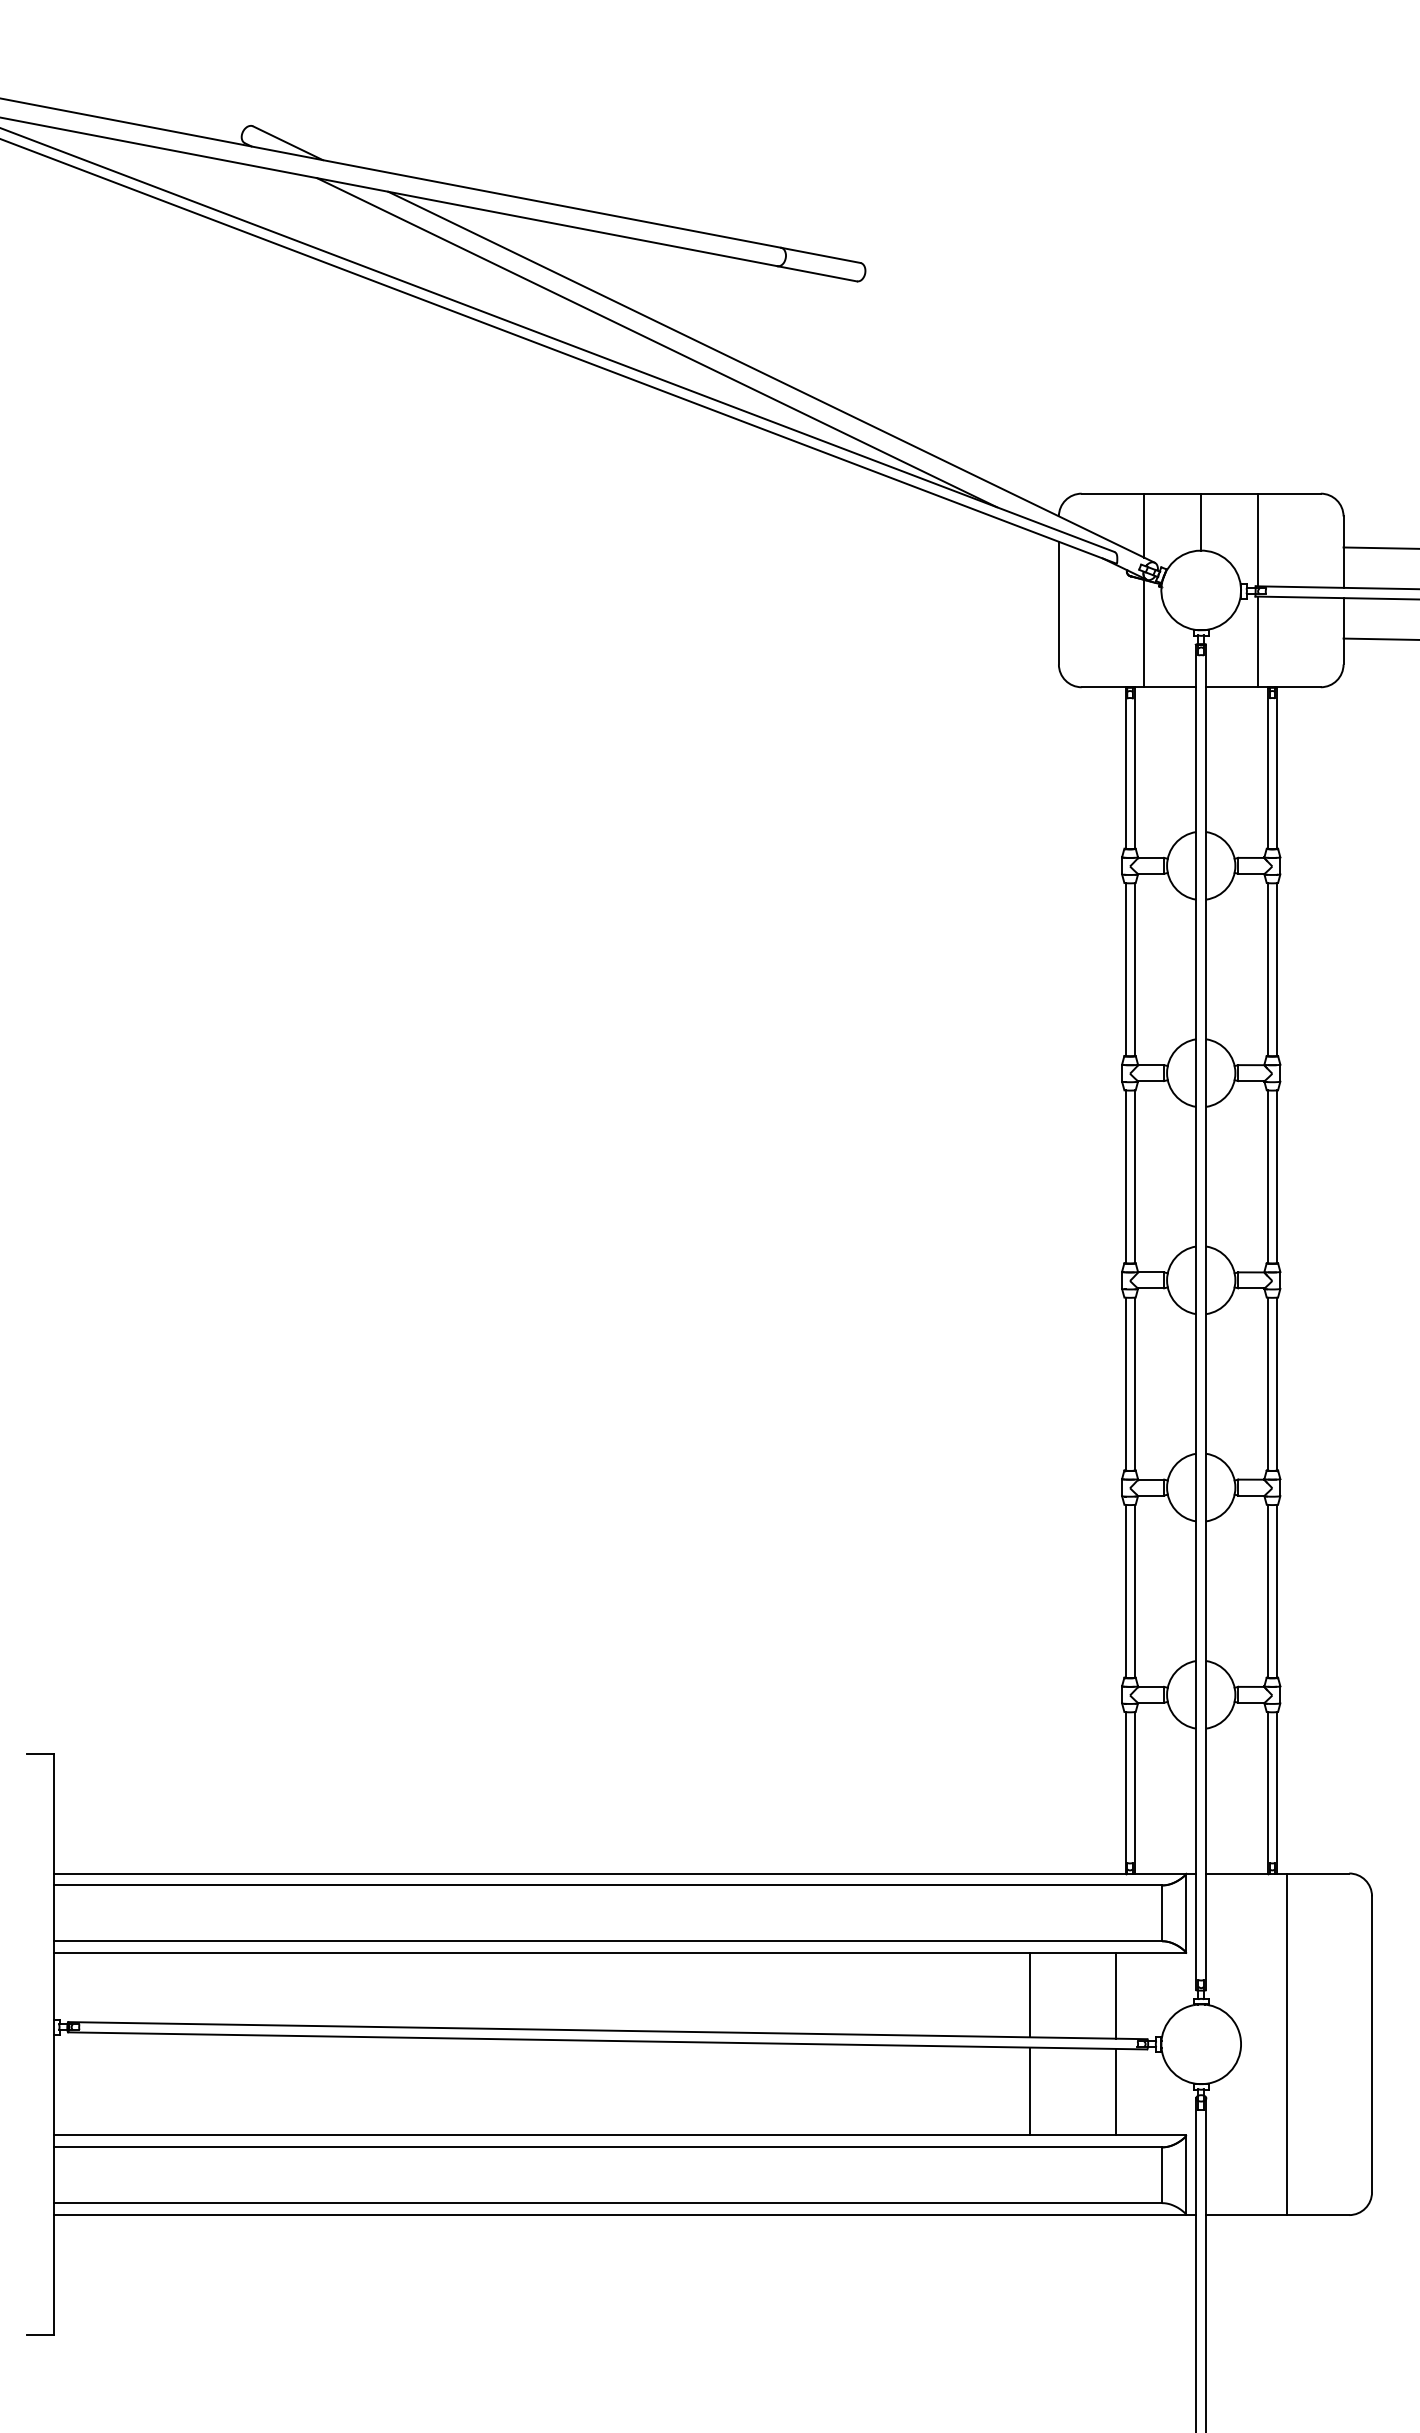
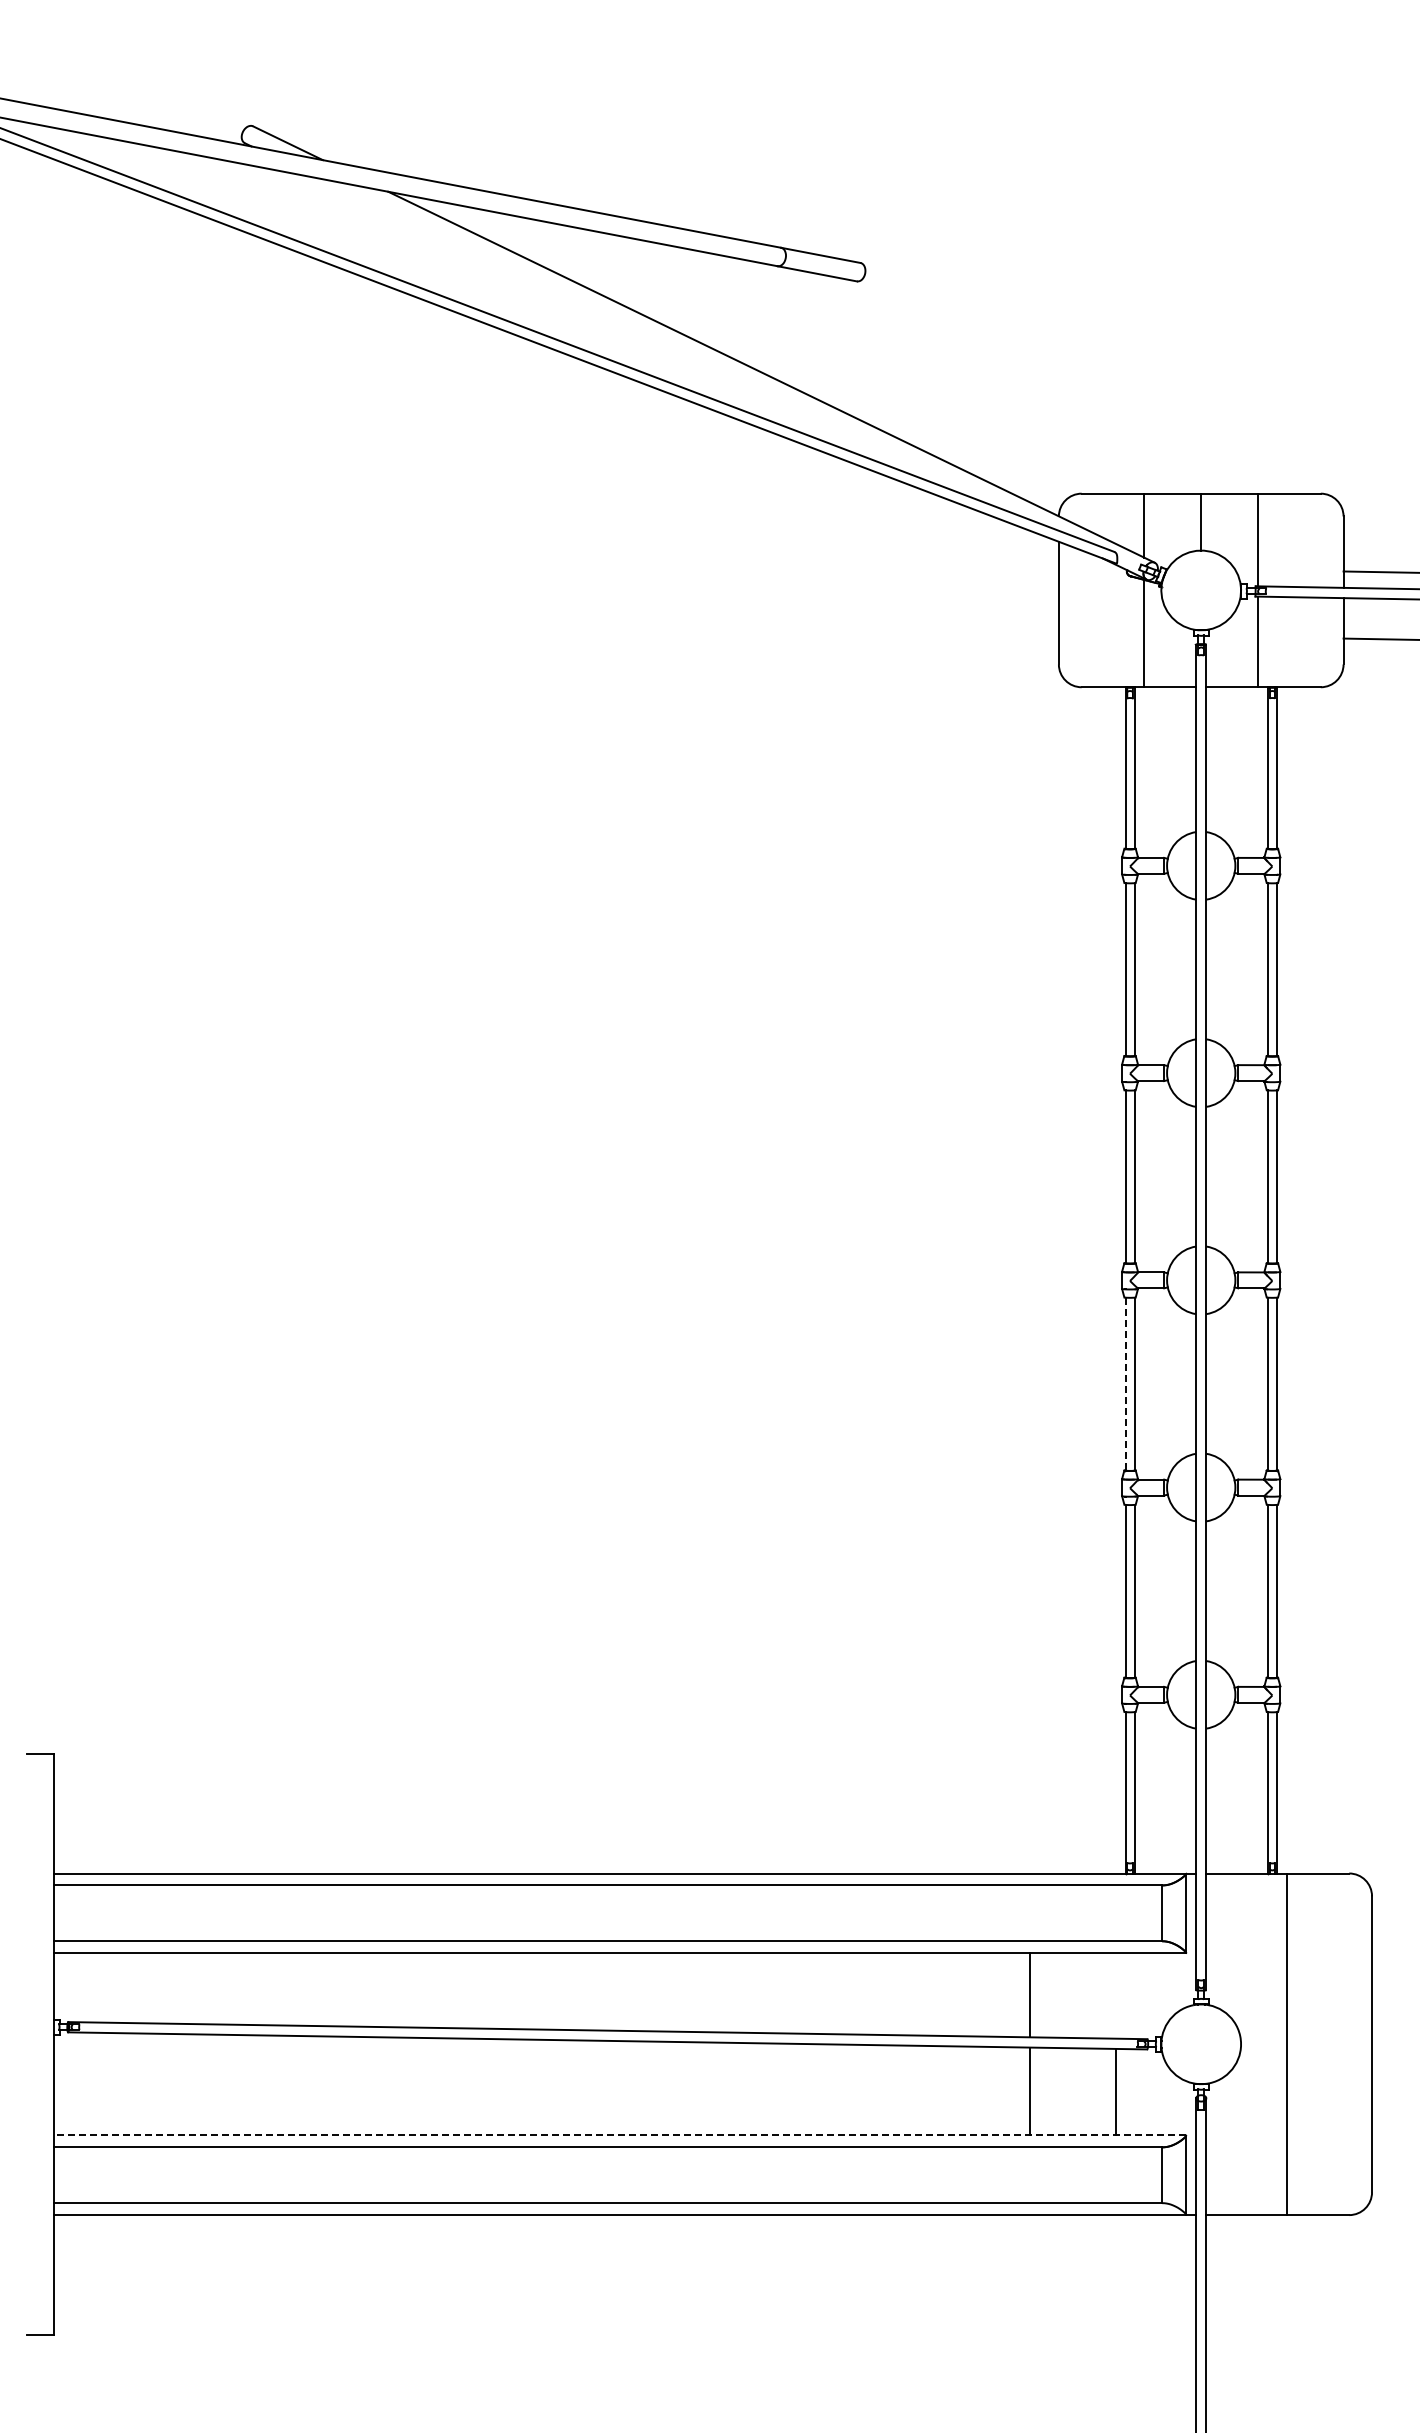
line: present -> none (656, 342)
line position: (1379, 547) -> (1379, 571) (1379, 571)
line: solid -> dashed (1125, 1384)
line: present -> none (1115, 1995)
line: solid -> dashed (619, 2135)
